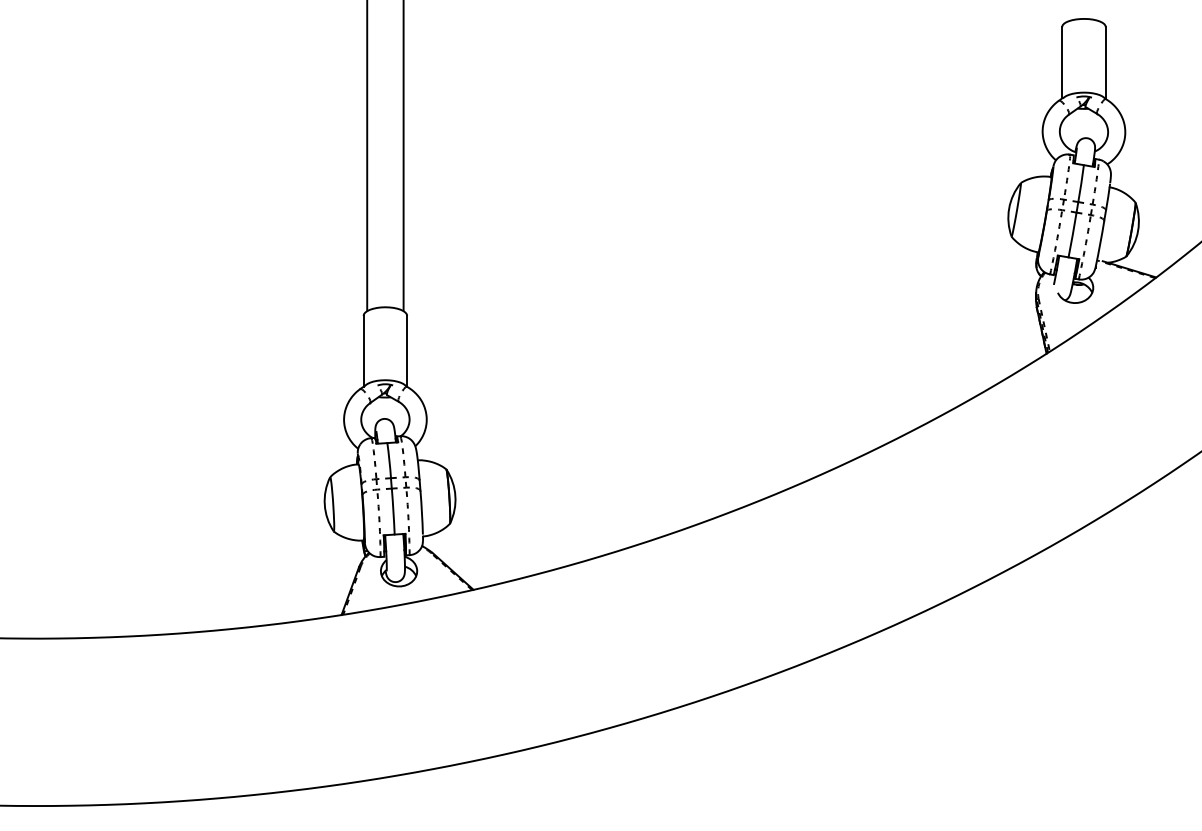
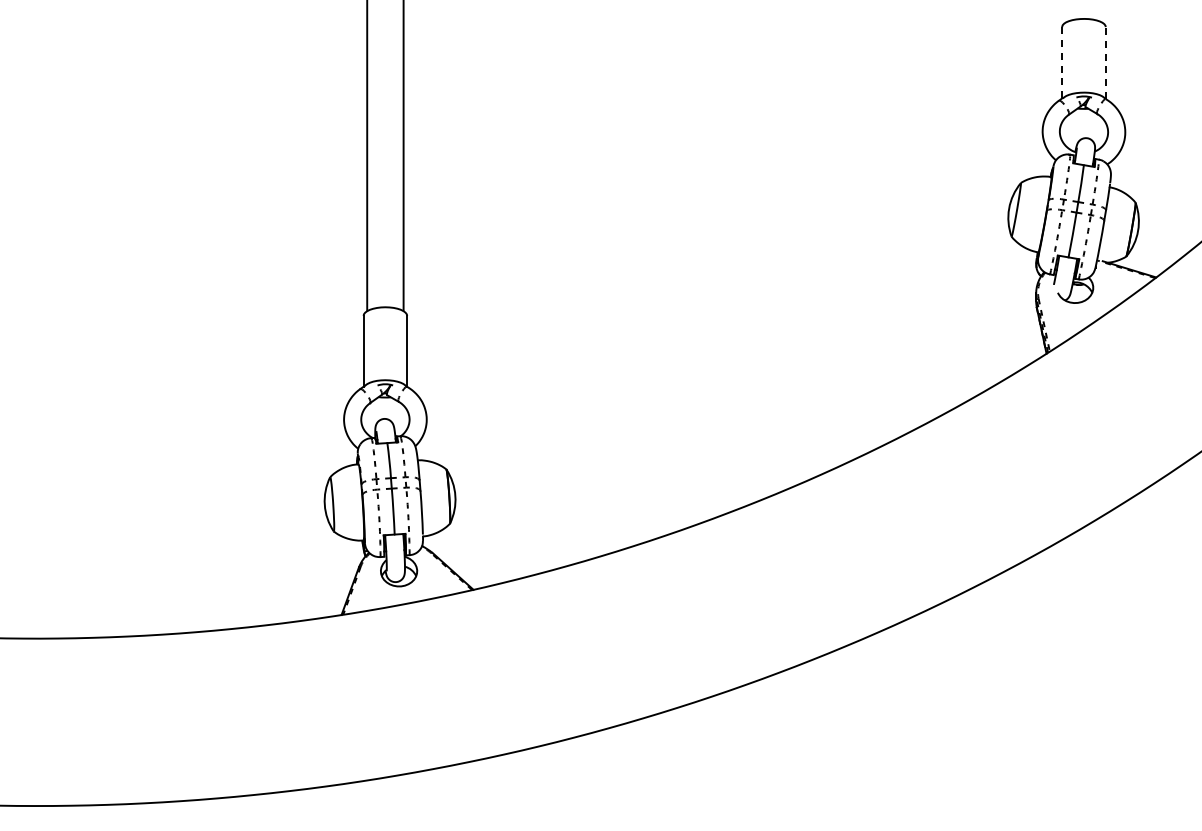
line: solid -> dashed (1062, 62)
line: solid -> dashed (1105, 62)
